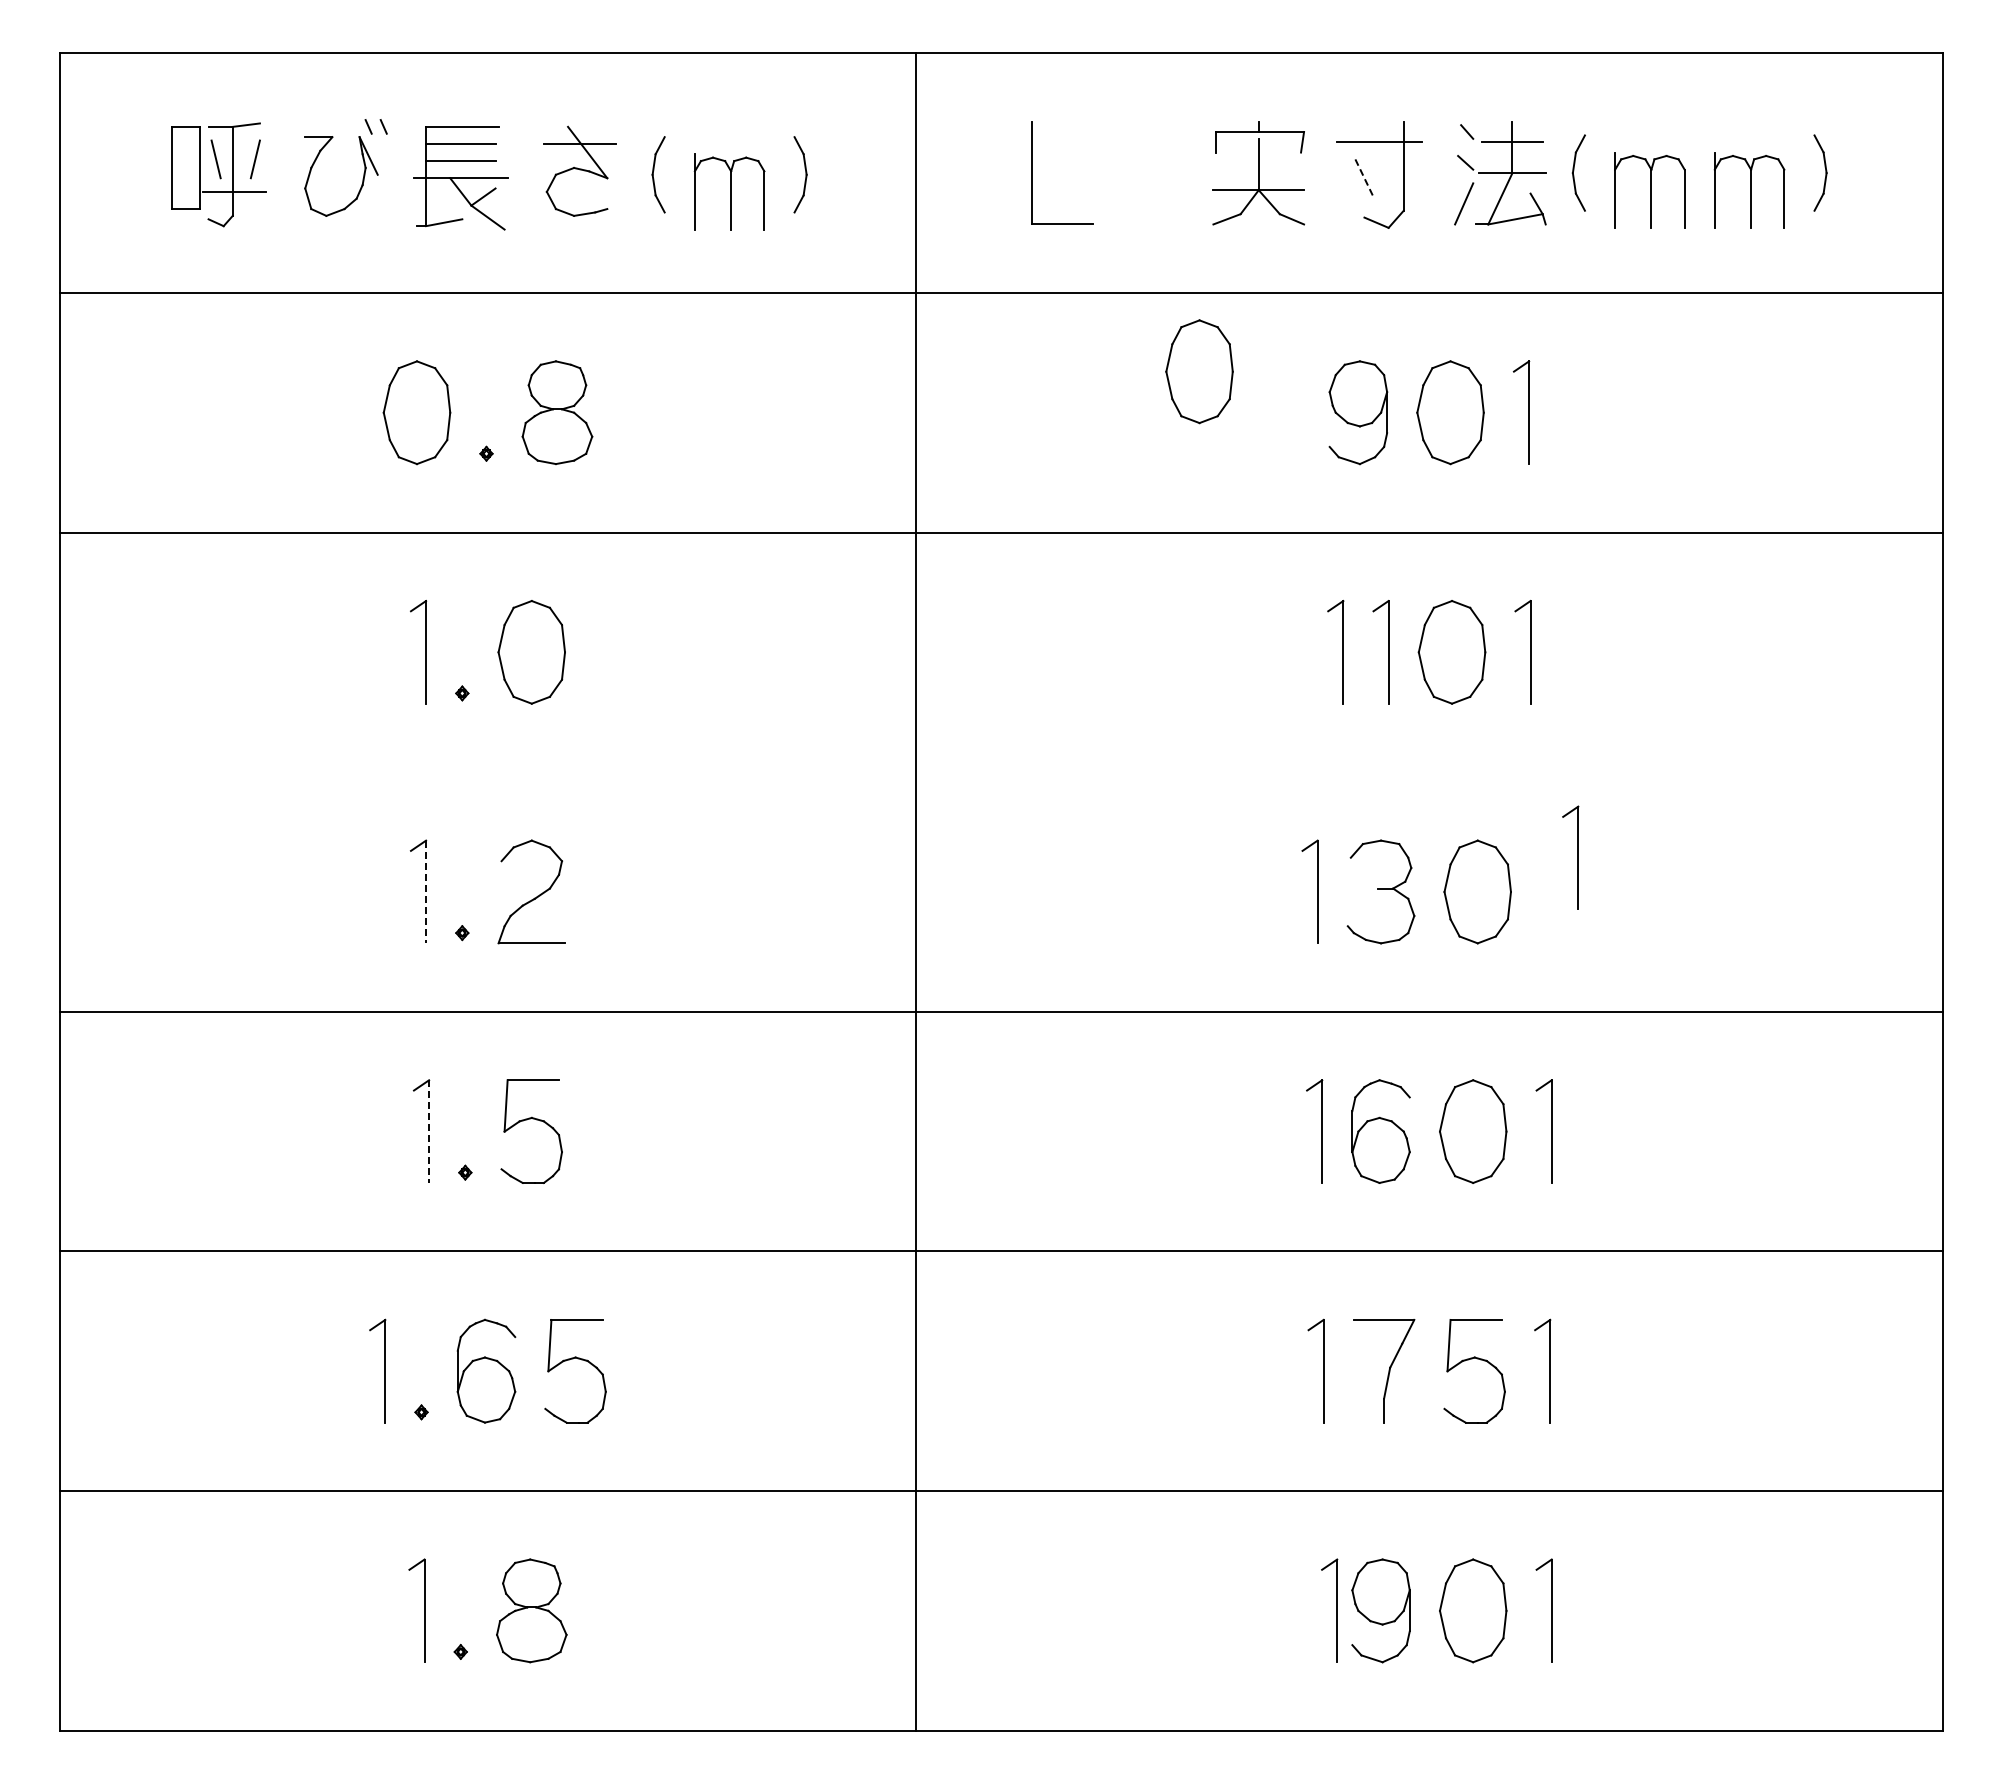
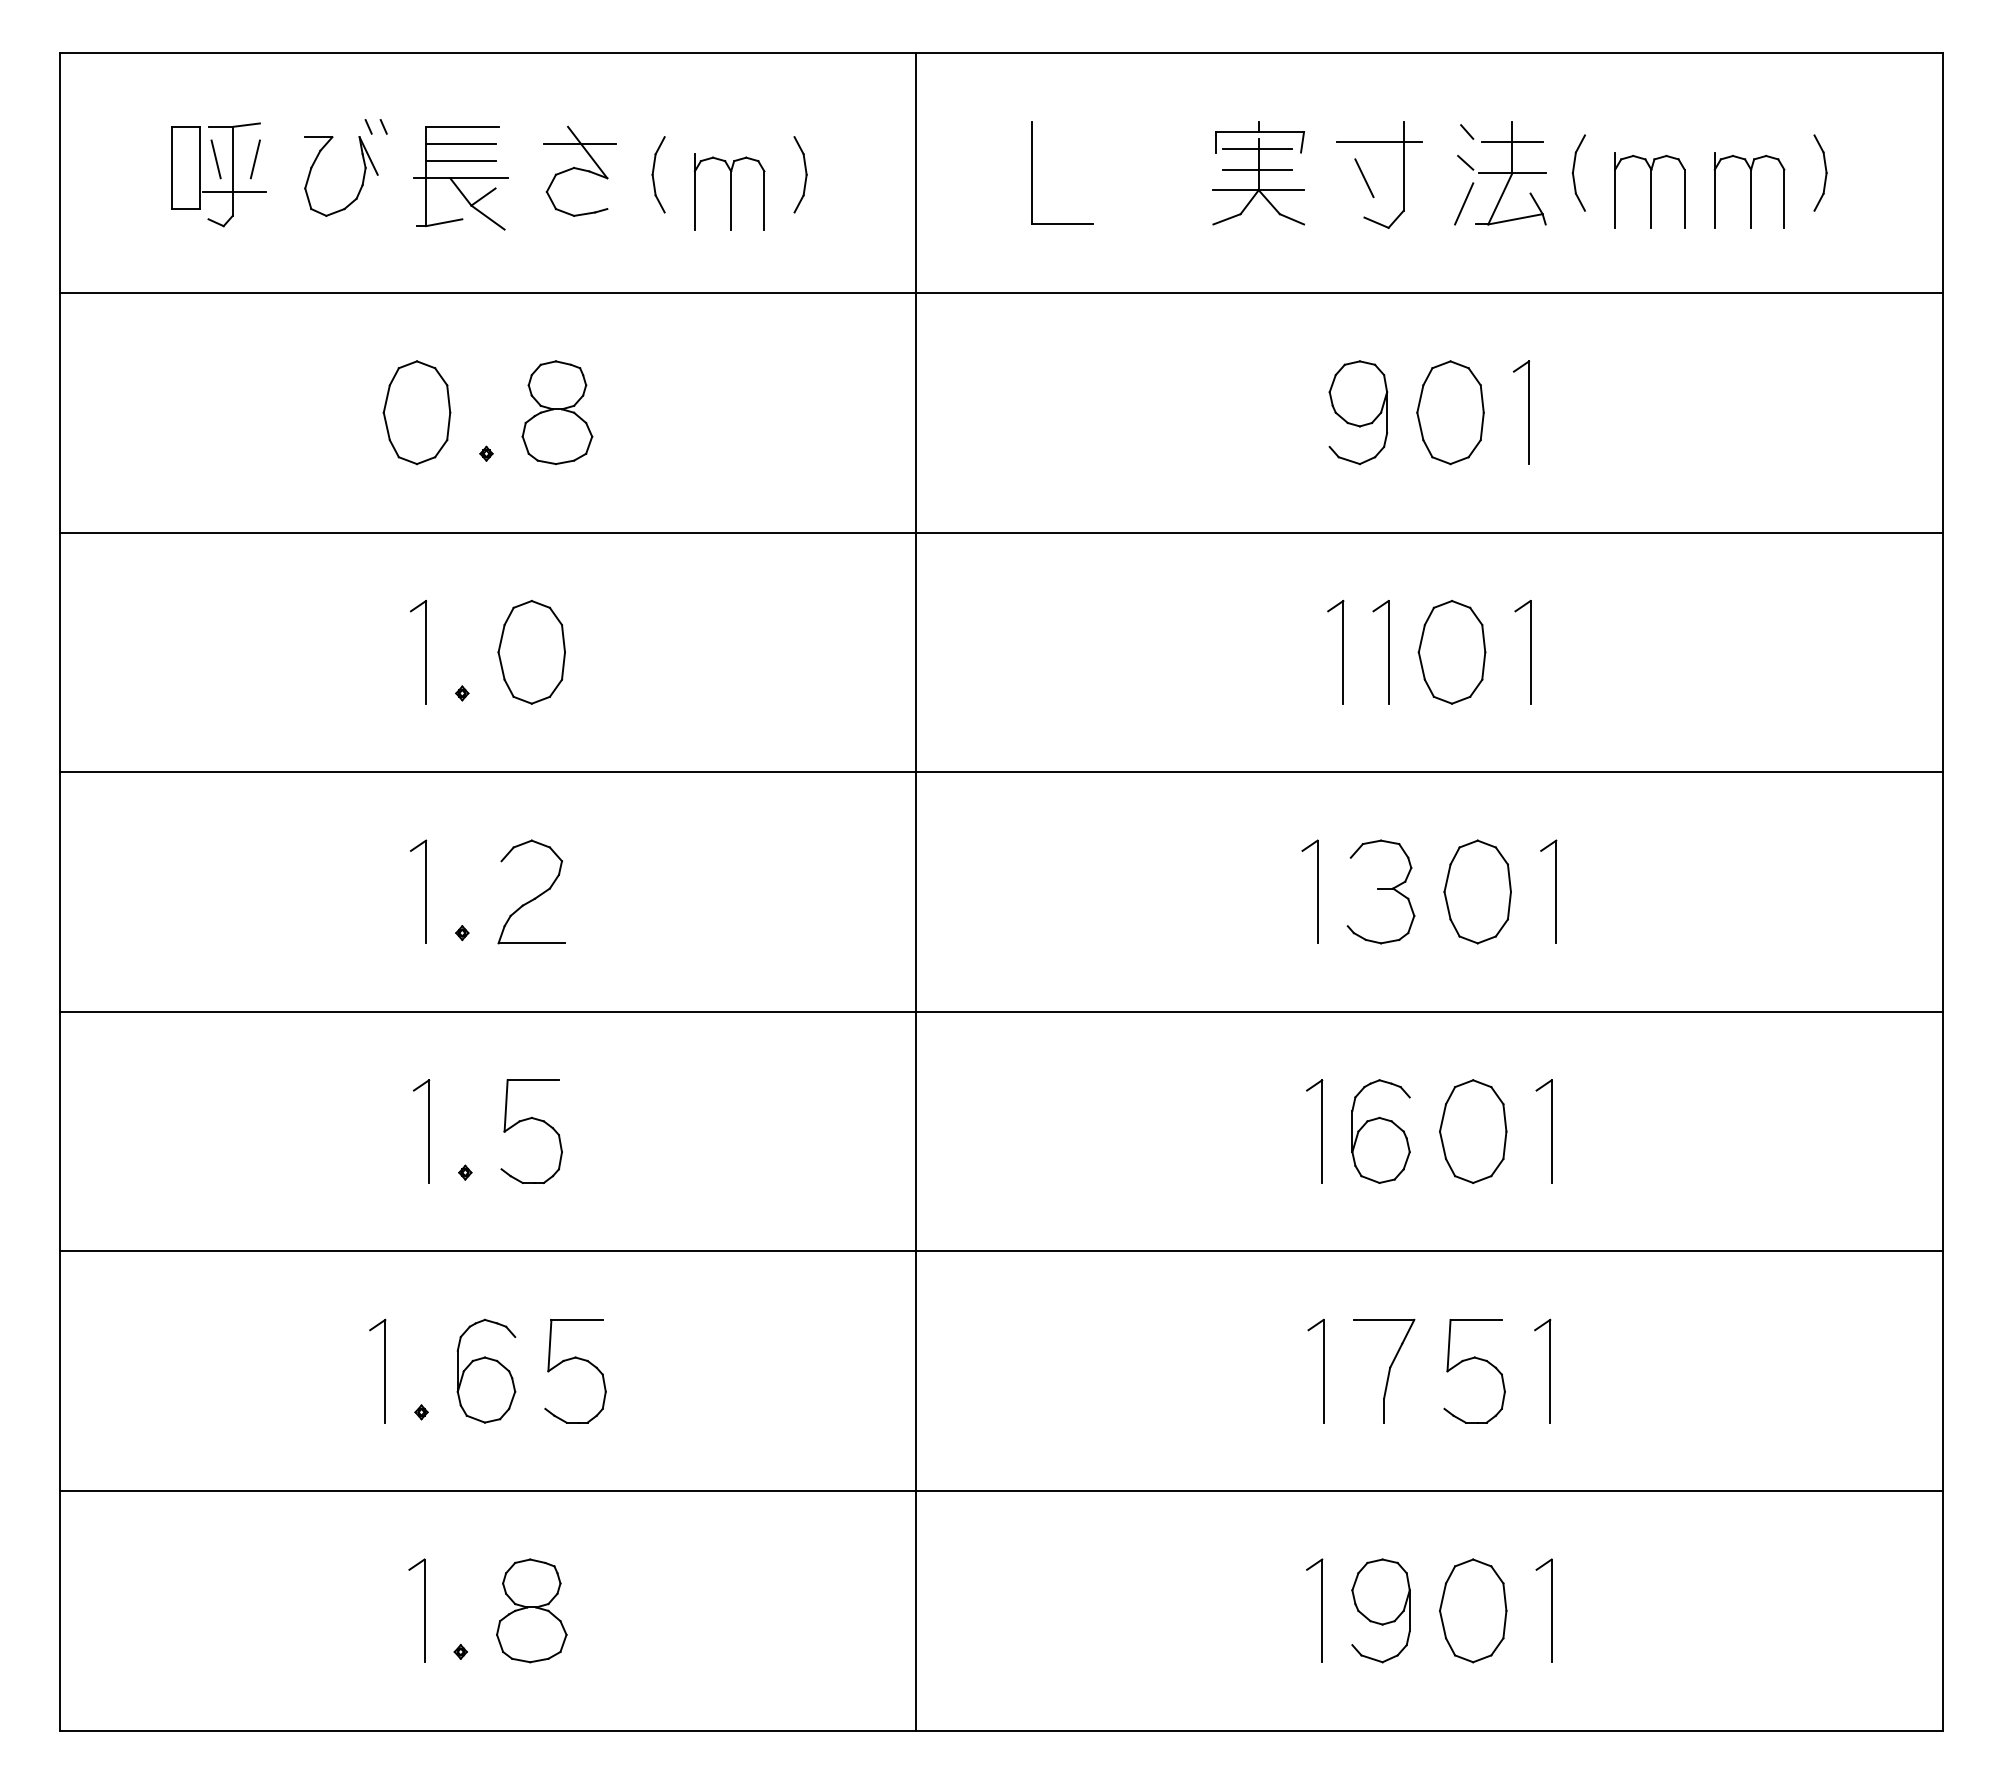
line: none -> present (1256, 149)
line: none -> present (1256, 169)
line: dashed -> solid (1364, 178)
part: present -> none (1199, 371)
line: none -> present (1001, 772)
part position: (1577, 857) -> (1555, 891) (1555, 891)
line: dashed -> solid (426, 892)
line: dashed -> solid (429, 1132)
part position: (1336, 1610) -> (1321, 1610) (1321, 1610)
